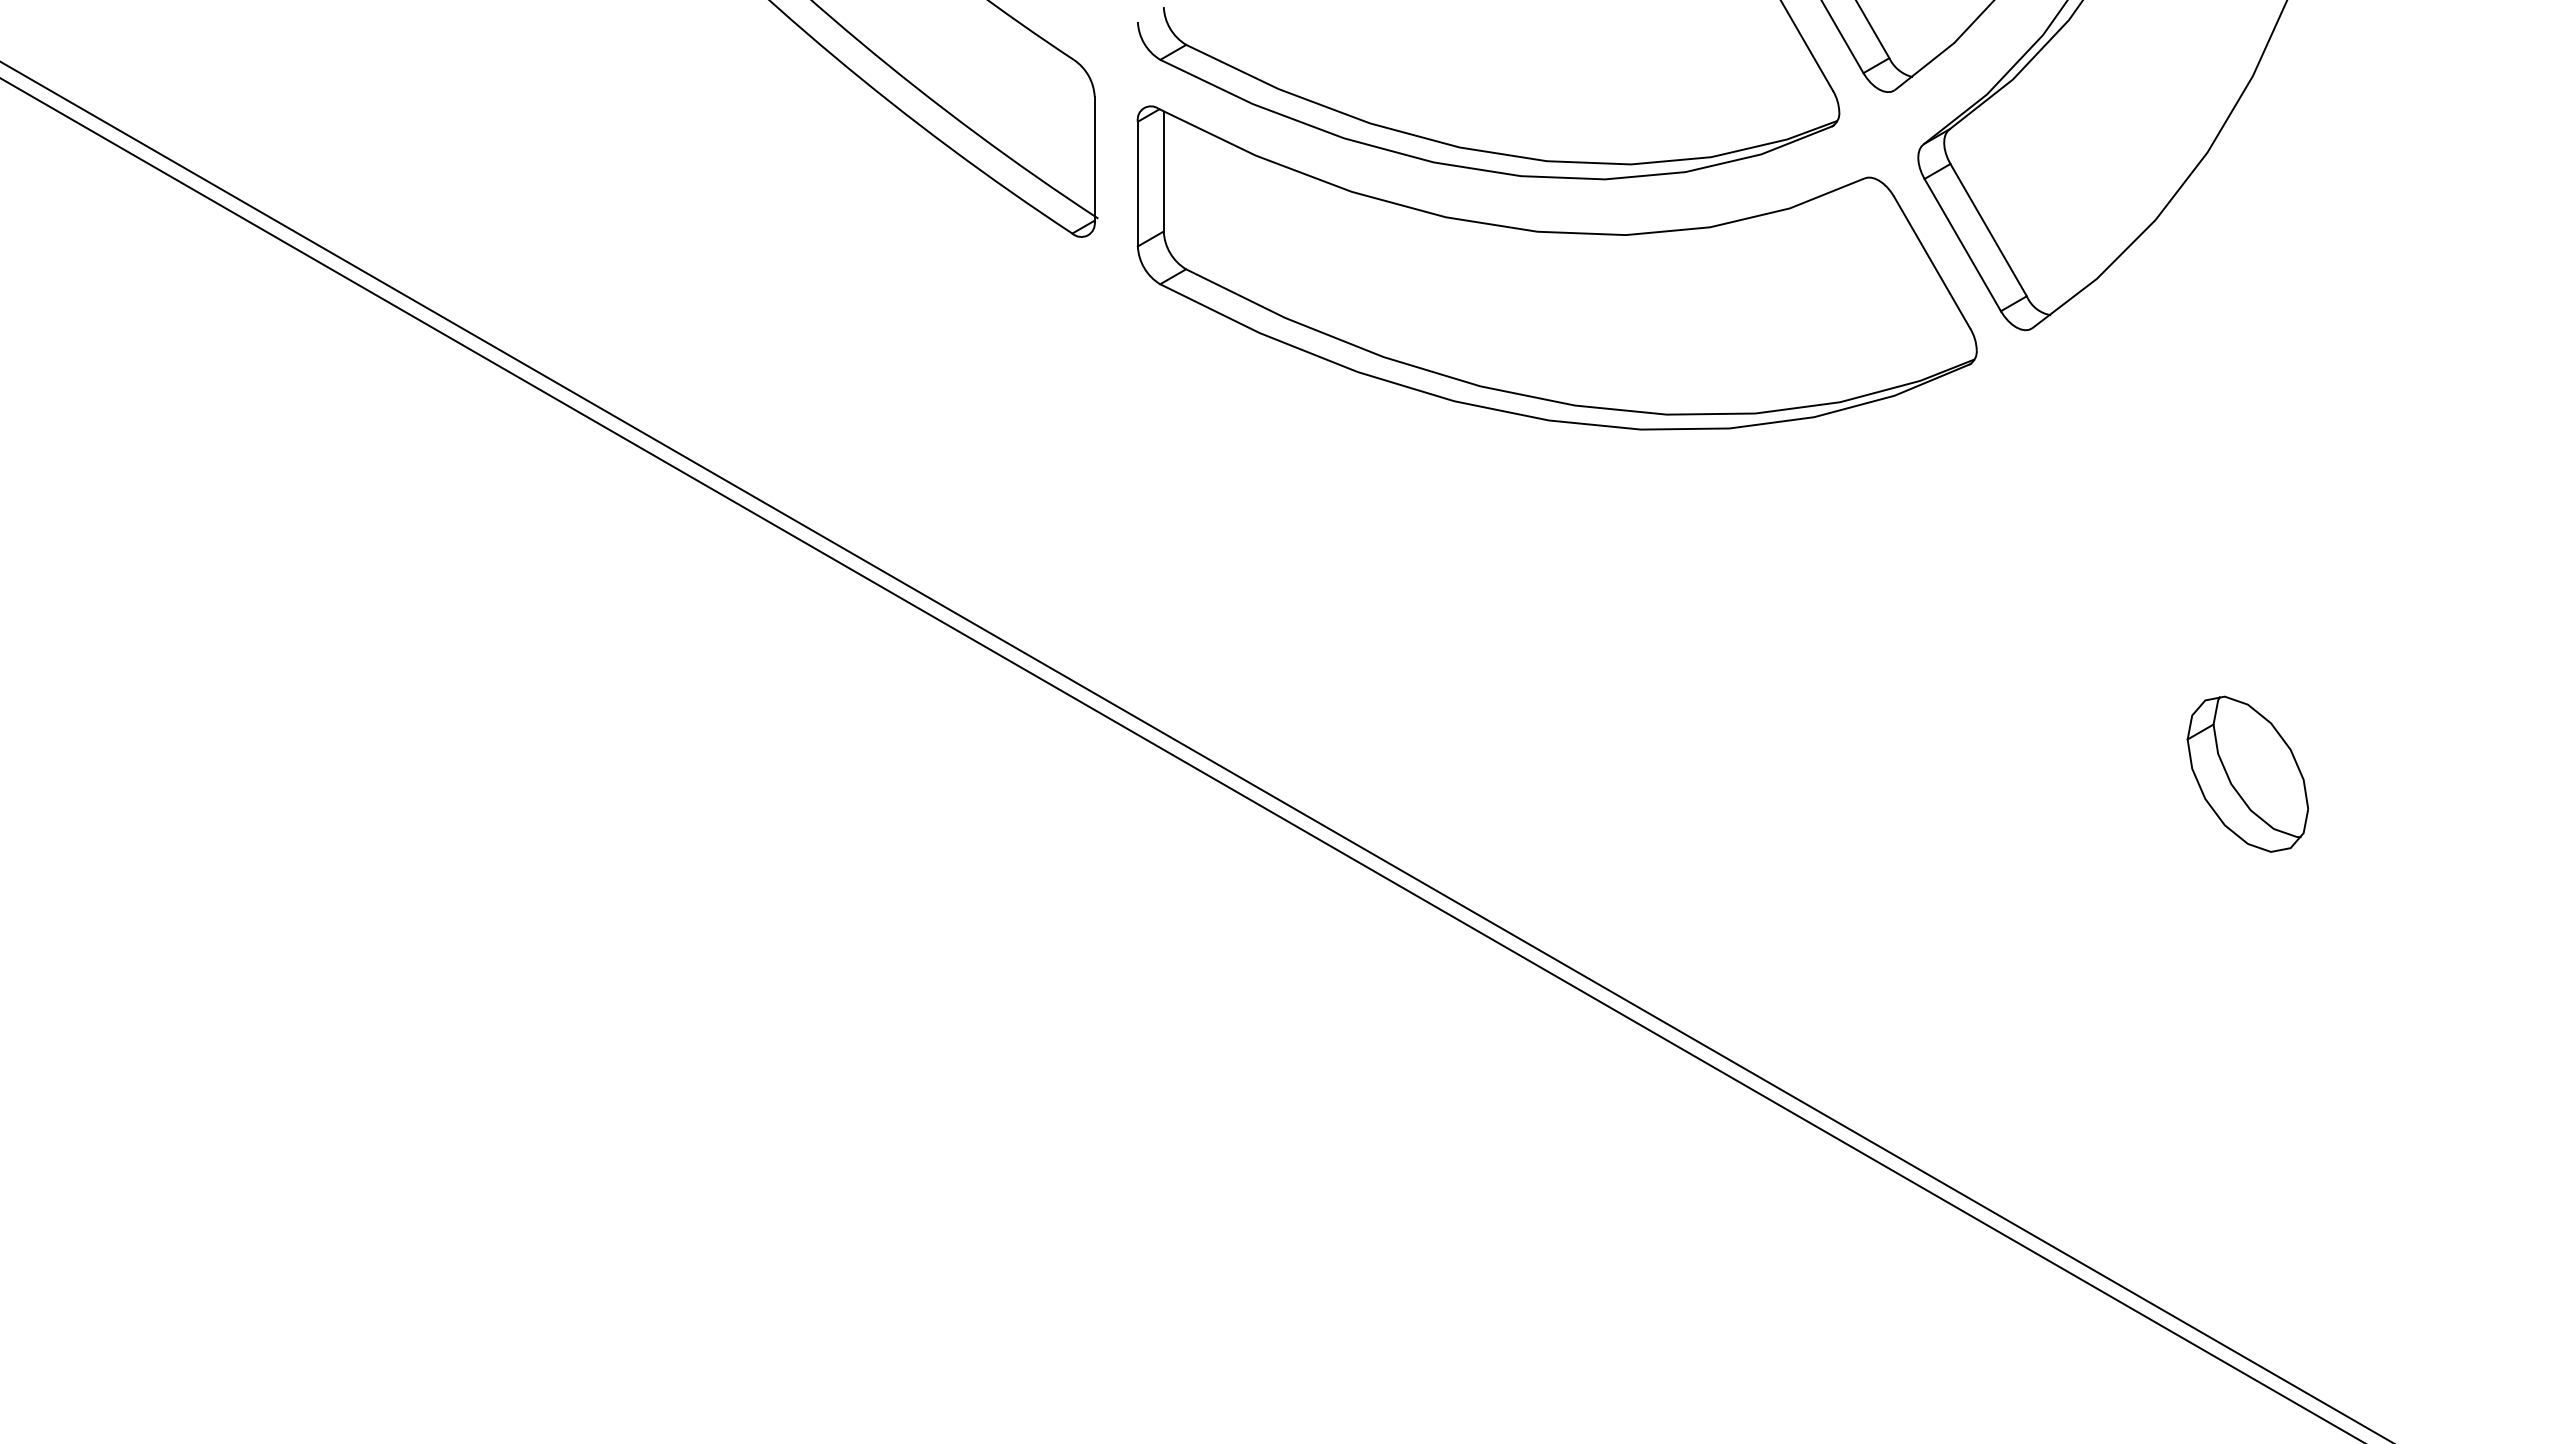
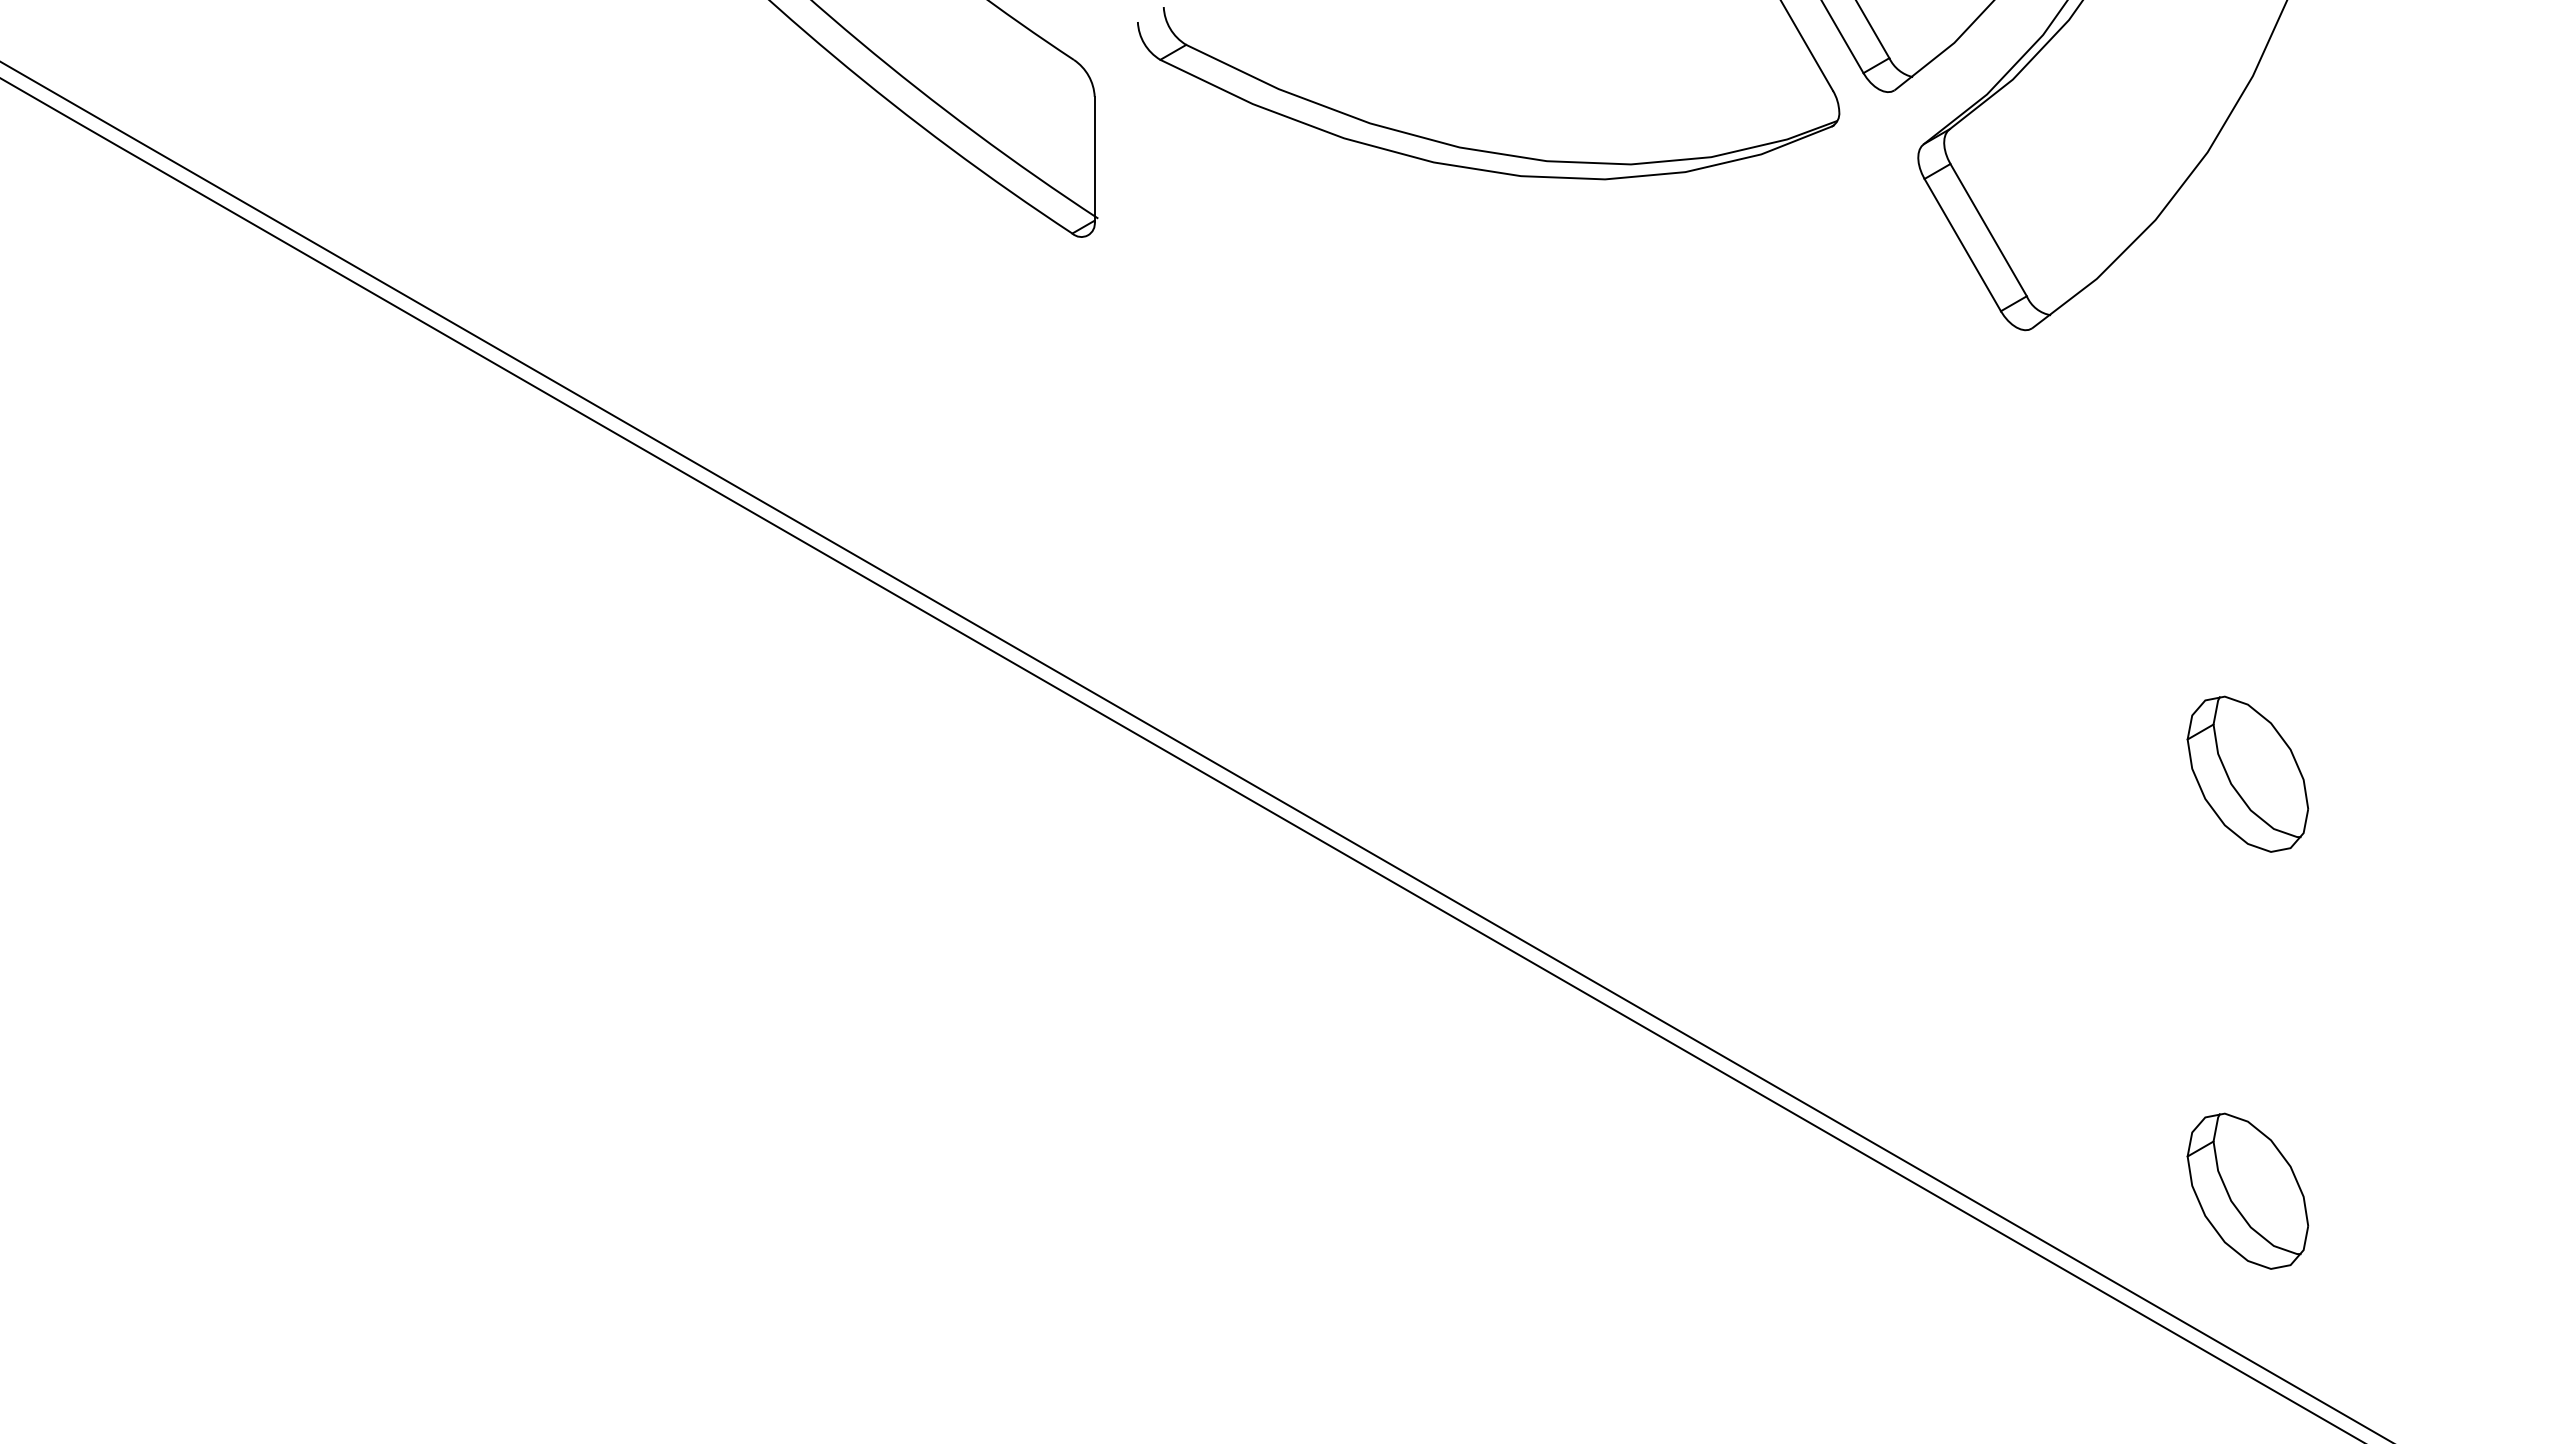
part: present -> none (1556, 267)
part: none -> present (2247, 1190)
